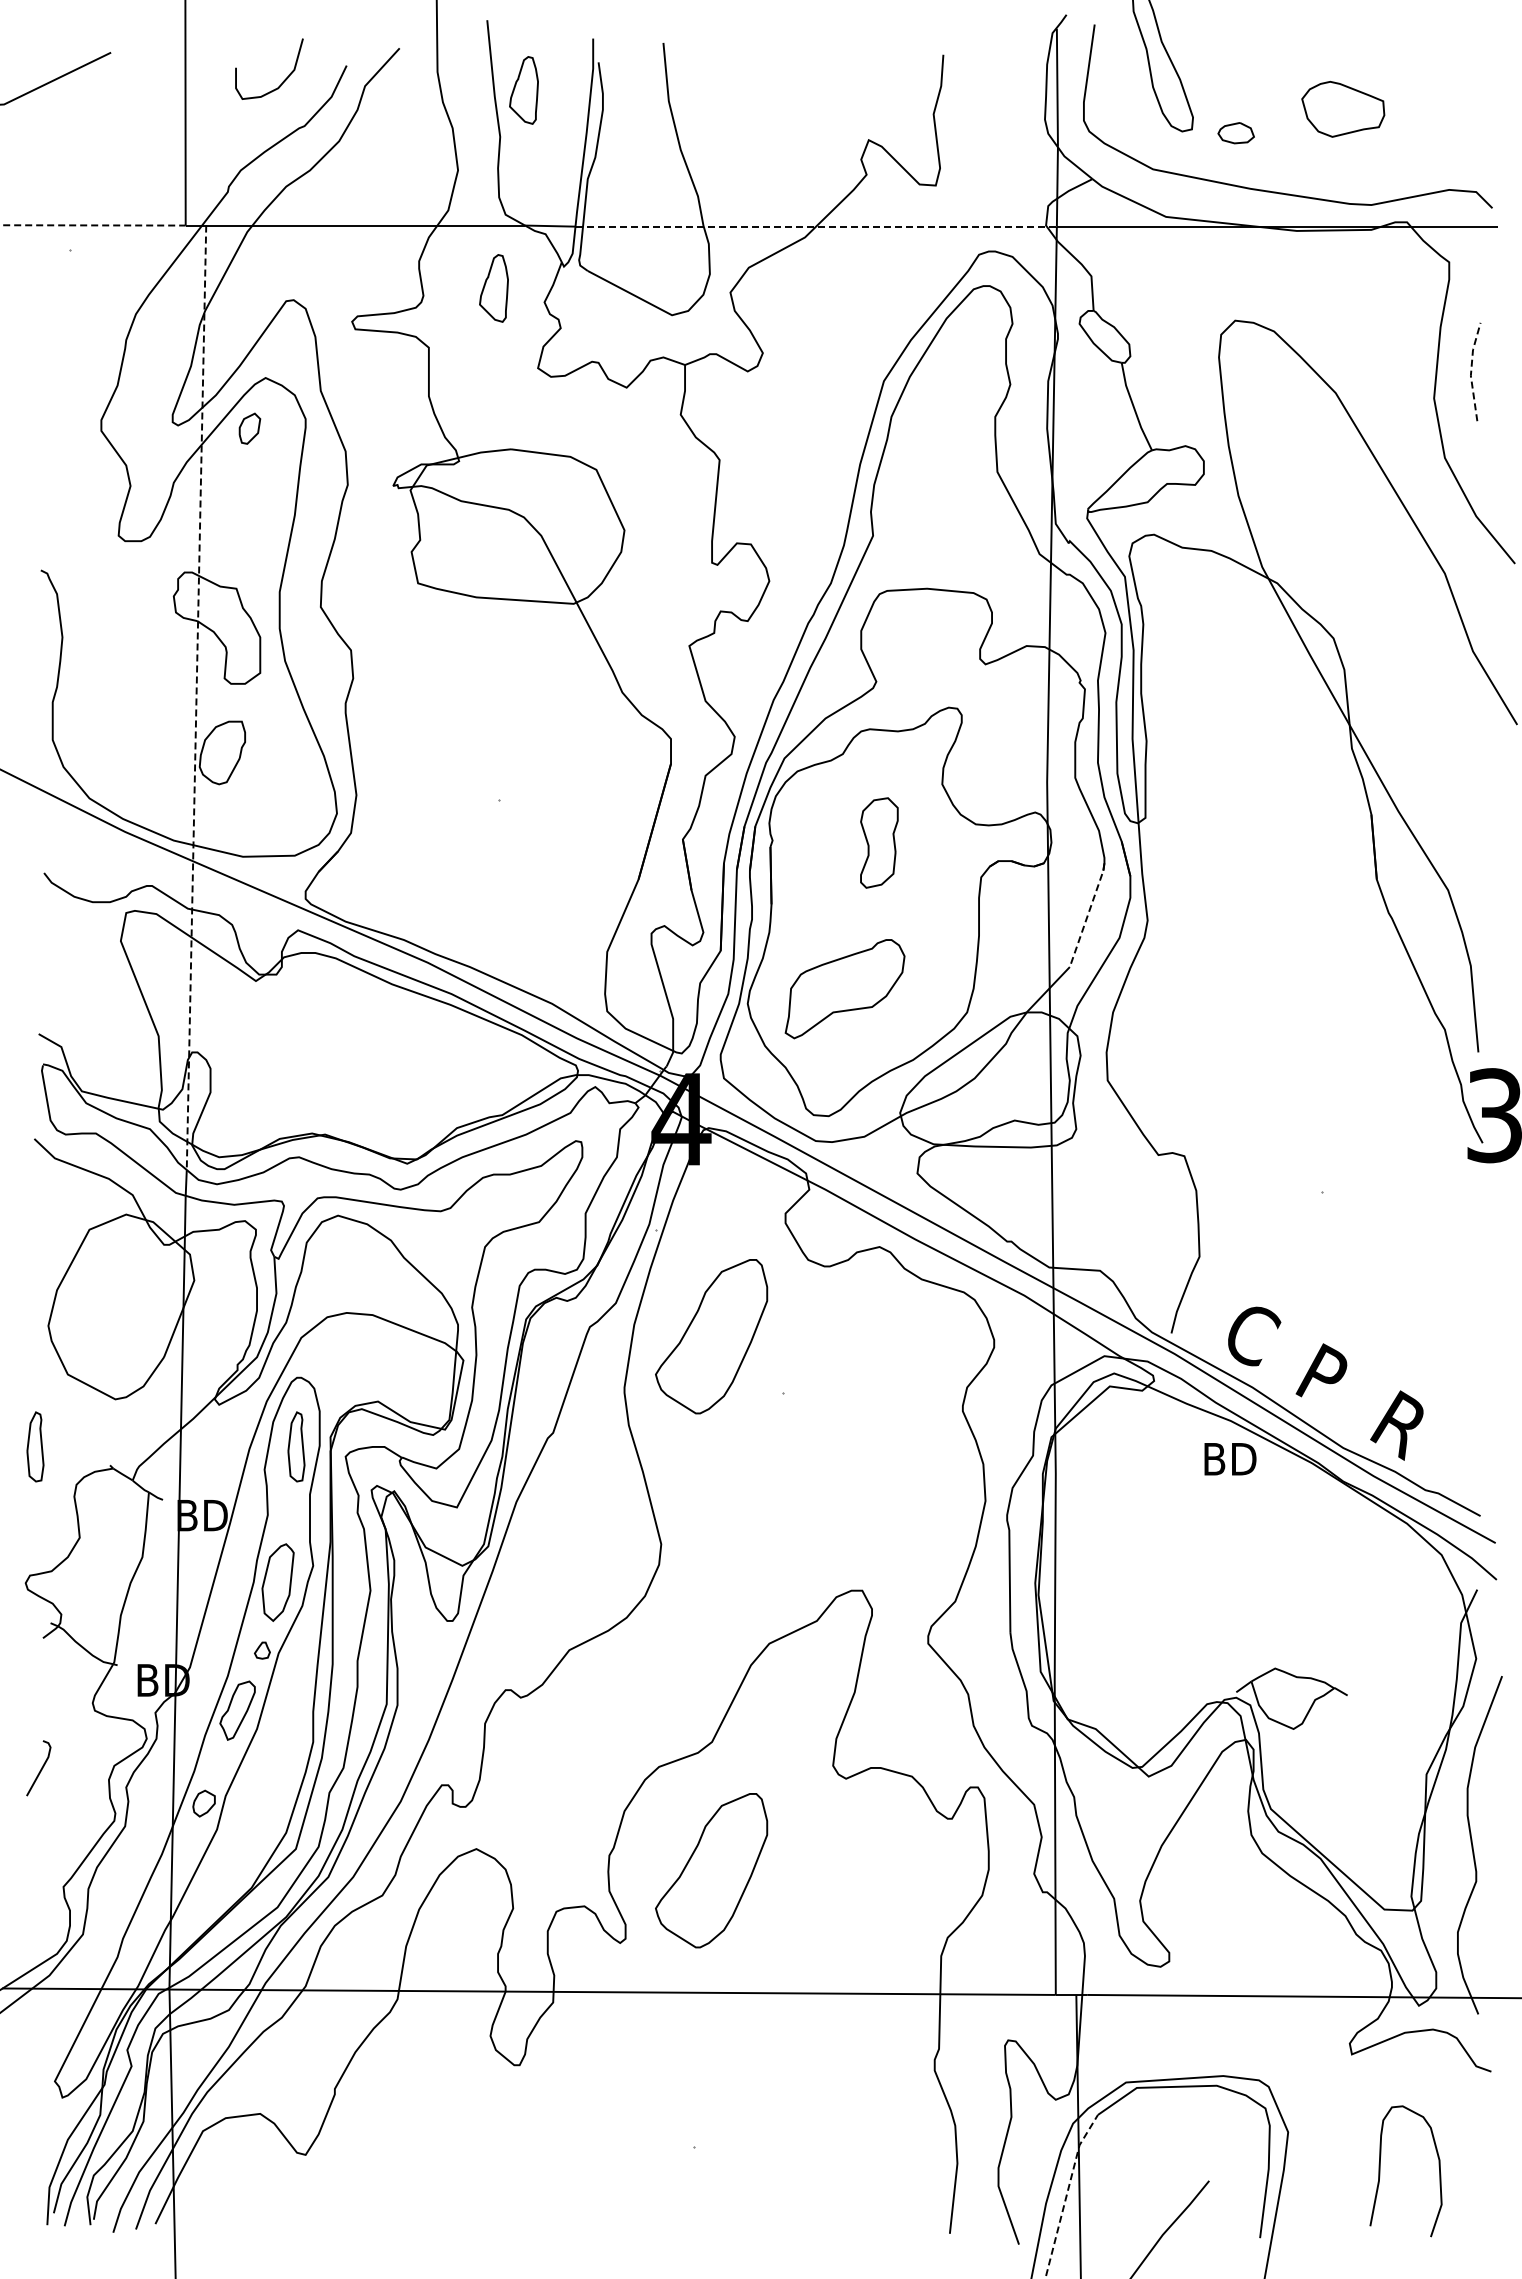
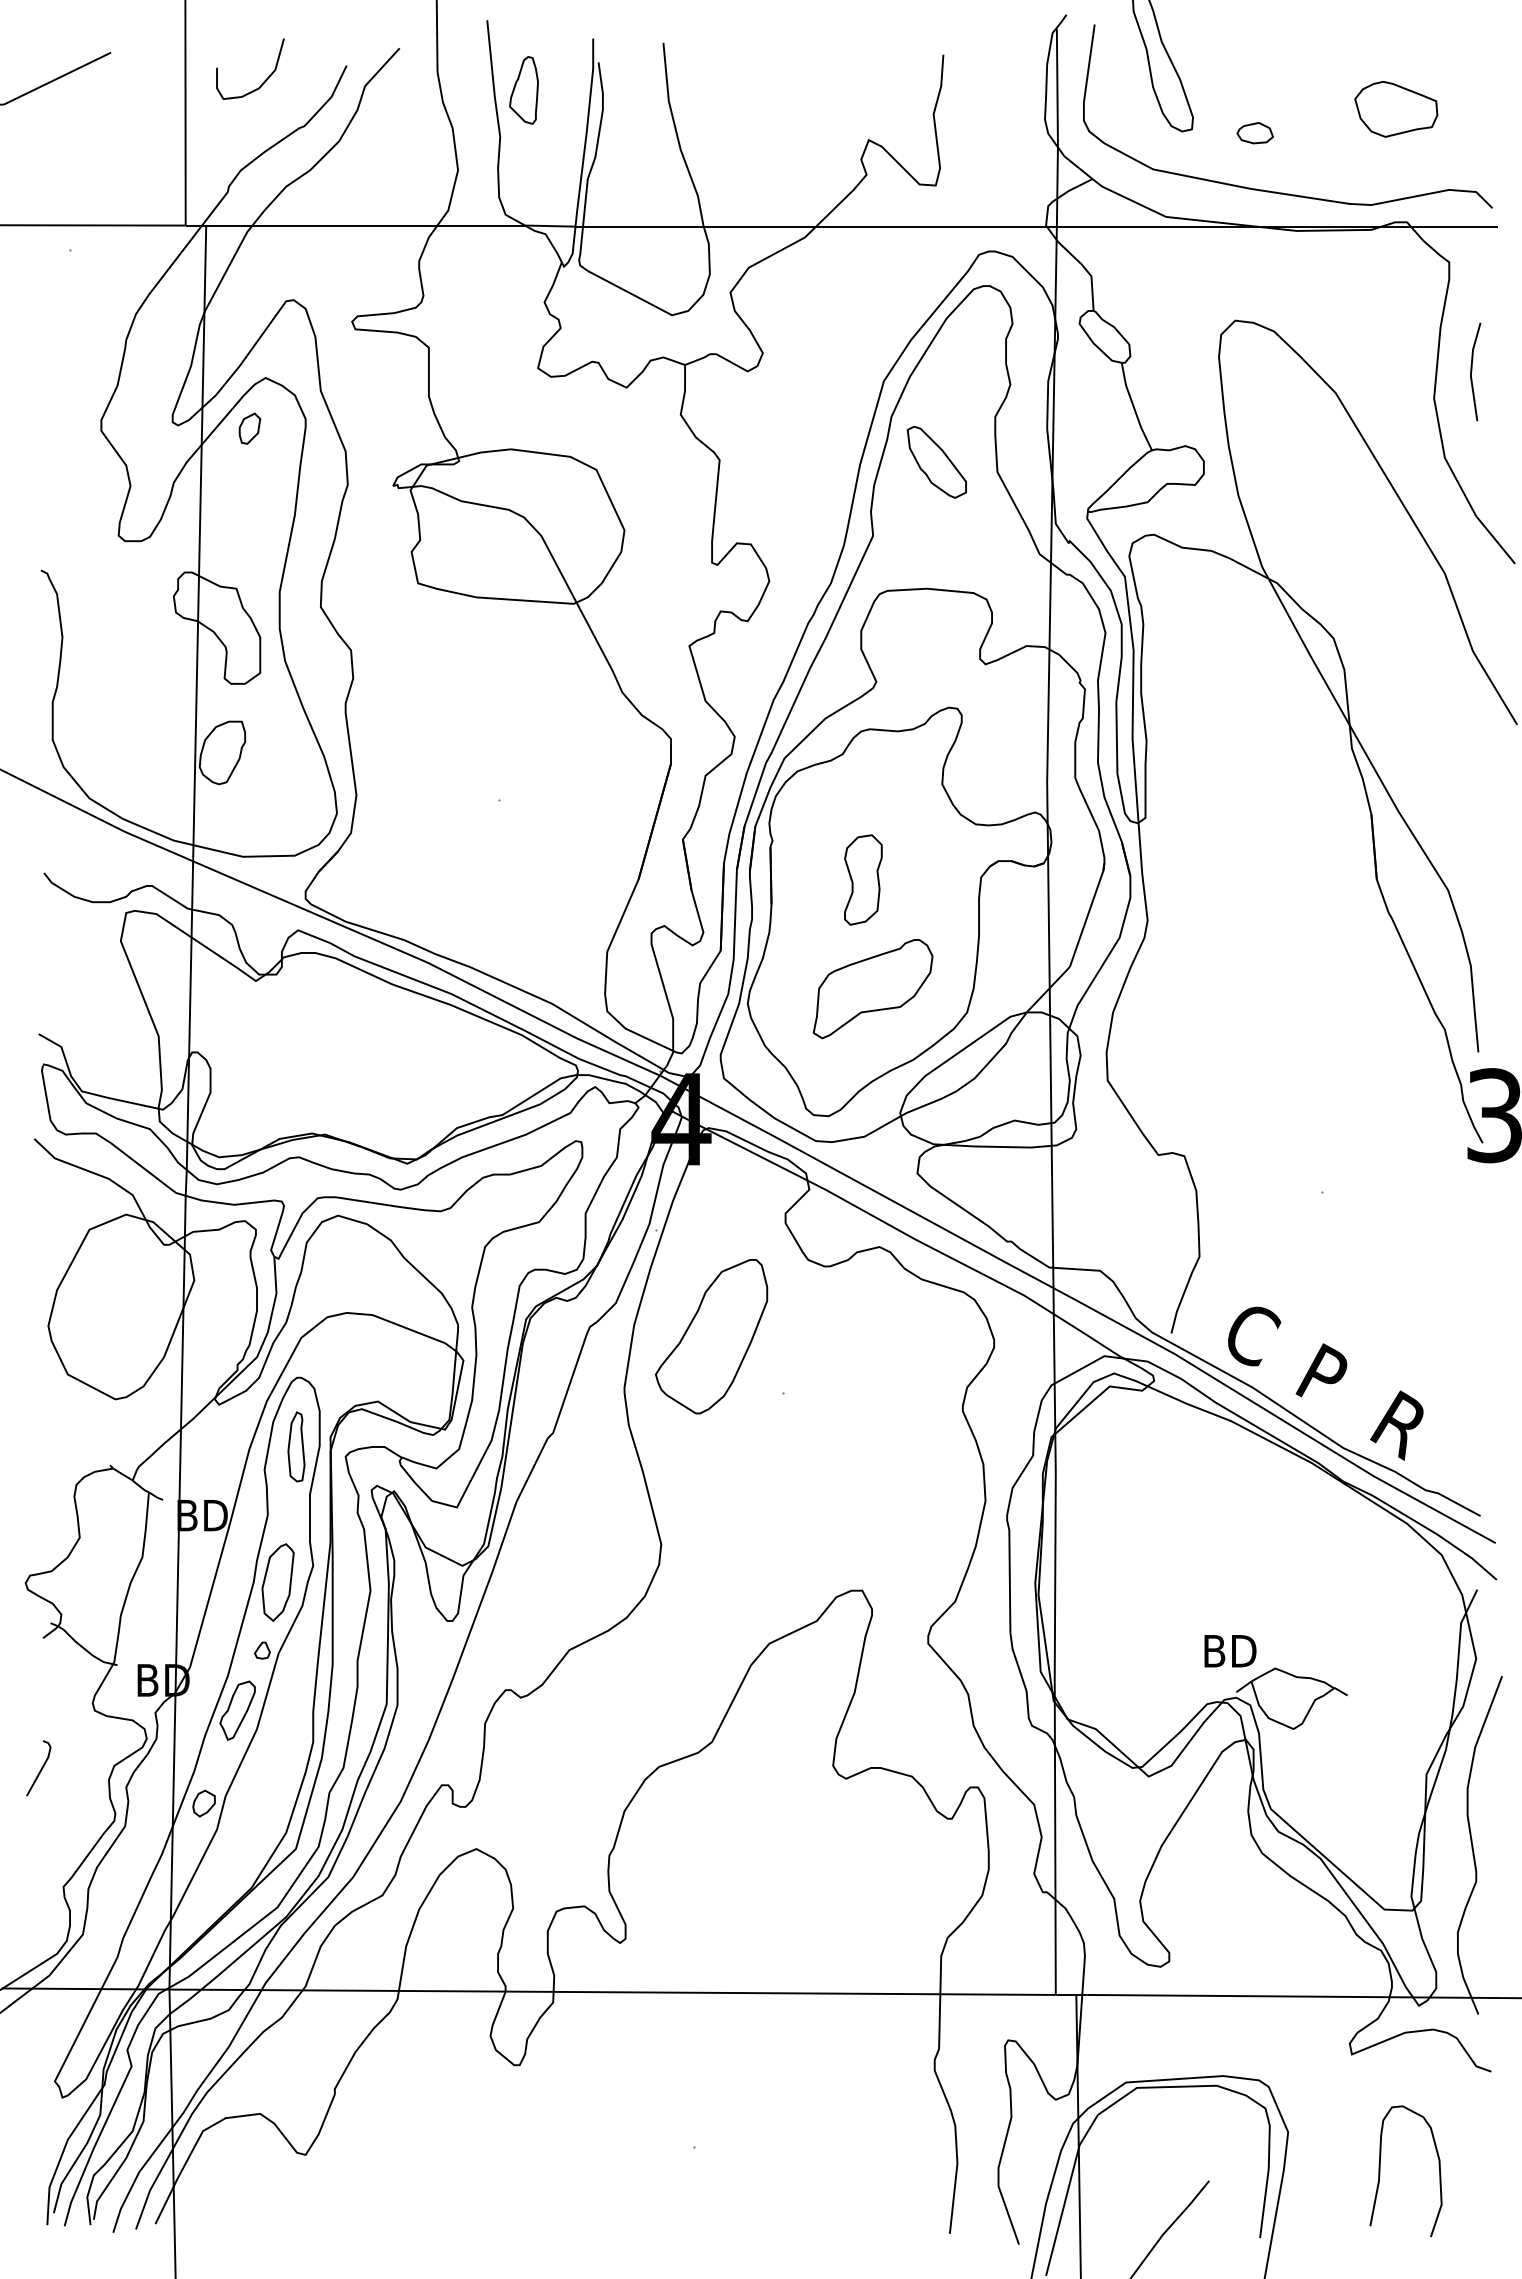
curve position: (282, 81) -> (263, 81) (263, 81)
part position: (1343, 109) -> (1396, 109) (1396, 109)
part position: (1235, 133) -> (1254, 133) (1254, 133)
line: dashed -> solid (93, 225)
line: dashed -> solid (816, 226)
part: present -> none (493, 288)
line: dashed -> solid (1471, 371)
part: none -> present (936, 461)
line: dashed -> solid (196, 698)
part position: (879, 842) -> (863, 879) (863, 879)
line: dashed -> solid (1087, 915)
part position: (844, 989) -> (872, 989) (872, 989)
part: present -> none (35, 1446)
text position: (1230, 1459) -> (1230, 1651) (1230, 1651)
part: present -> none (711, 1870)
line: dashed -> solid (1067, 2192)
